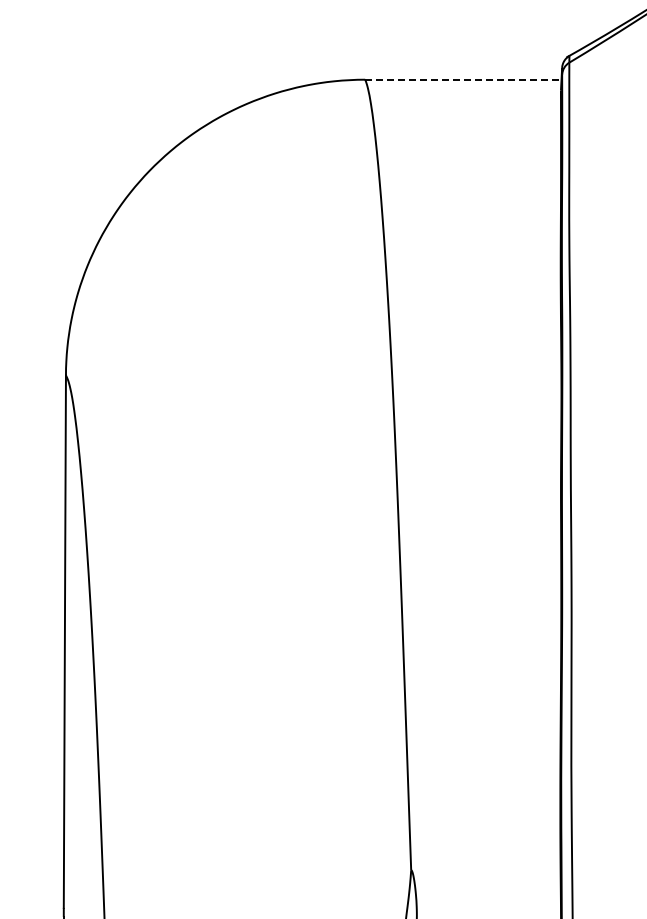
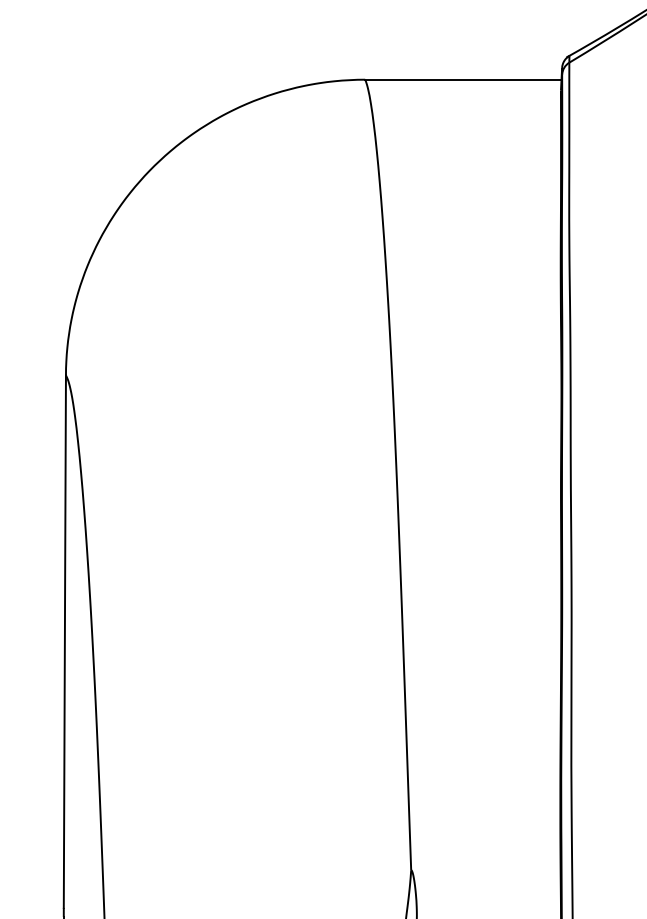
line: dashed -> solid (464, 79)
